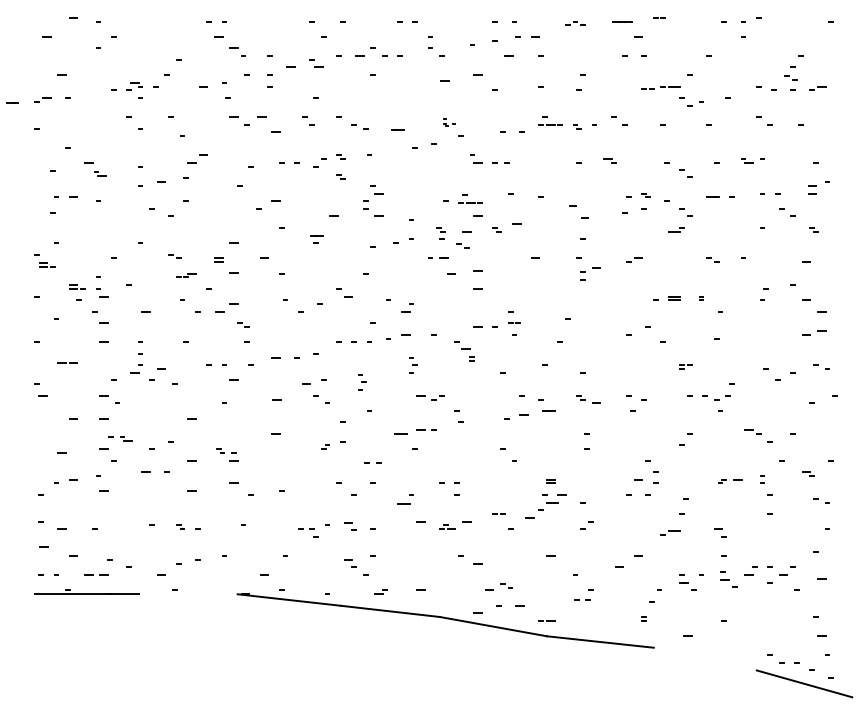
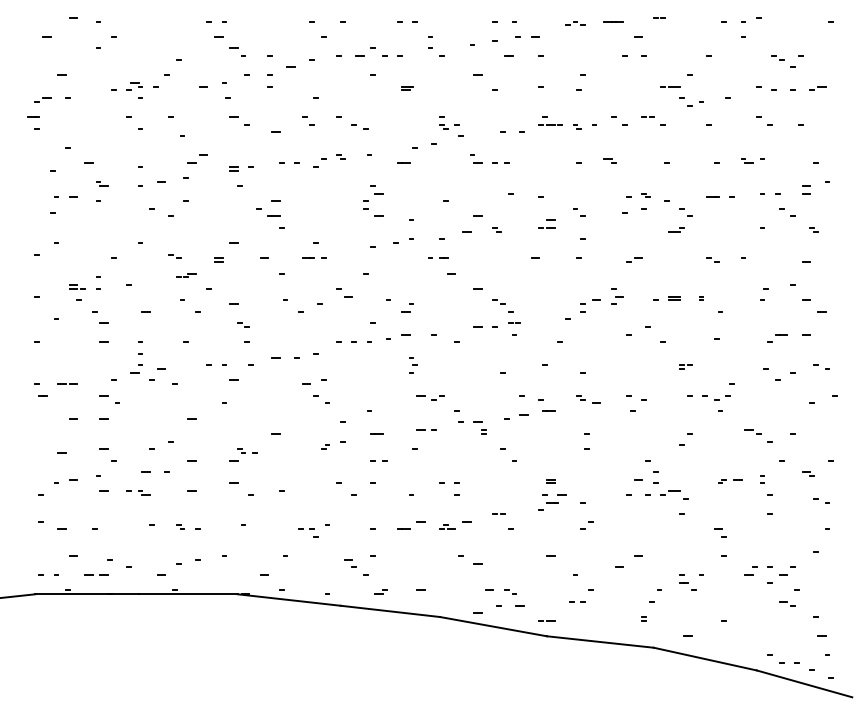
line position: (622, 21) -> (613, 21) (613, 21)
line: present -> none (318, 66)
part position: (790, 77) -> (777, 57) (777, 57)
line: present -> none (444, 80)
part: none -> present (407, 88)
line position: (646, 88) -> (646, 116) (646, 116)
line position: (12, 102) -> (33, 116) (33, 116)
line: present -> none (261, 116)
part size: 13x9 px -> 21x14 px (449, 122)
line position: (397, 129) -> (403, 162) (403, 162)
part: none -> present (233, 168)
part position: (100, 173) -> (102, 183) (102, 183)
part: present -> none (685, 173)
part: present -> none (340, 176)
part position: (812, 189) -> (806, 189) (806, 189)
part: present -> none (470, 198)
part size: 20x14 px -> 13x9 px (579, 212)
line: present -> none (333, 215)
line: present -> none (516, 223)
part: none -> present (546, 223)
part: present -> none (440, 229)
line position: (316, 235) -> (273, 215) (273, 215)
part position: (462, 245) -> (498, 301) (498, 301)
line: none -> present (314, 257)
part: present -> none (47, 264)
line: present -> none (477, 270)
line: present -> none (233, 272)
part position: (590, 273) -> (590, 305) (590, 305)
line: present -> none (103, 296)
part: none -> present (617, 296)
line: present -> none (219, 311)
line: present -> none (821, 330)
part: none -> present (777, 338)
part position: (467, 354) -> (479, 427) (479, 427)
line position: (66, 362) -> (66, 383) (66, 383)
part: present -> none (362, 382)
line: present -> none (276, 399)
line position: (400, 433) -> (376, 433) (376, 433)
part position: (120, 438) -> (138, 492) (138, 492)
part position: (226, 450) -> (247, 450) (247, 450)
line position: (369, 462) -> (375, 460) (375, 460)
line position: (403, 503) -> (403, 528) (403, 528)
line: present -> none (529, 517)
part: present -> none (350, 526)
part position: (670, 532) -> (670, 492) (670, 492)
line: present -> none (43, 546)
line: present -> none (821, 578)
part: present -> none (728, 579)
part position: (506, 585) -> (510, 591) (510, 591)
line: none -> present (187, 594)
line: none -> present (18, 595)
line position: (579, 599) -> (574, 601) (574, 601)
part: none -> present (787, 603)
line: none -> present (704, 658)
